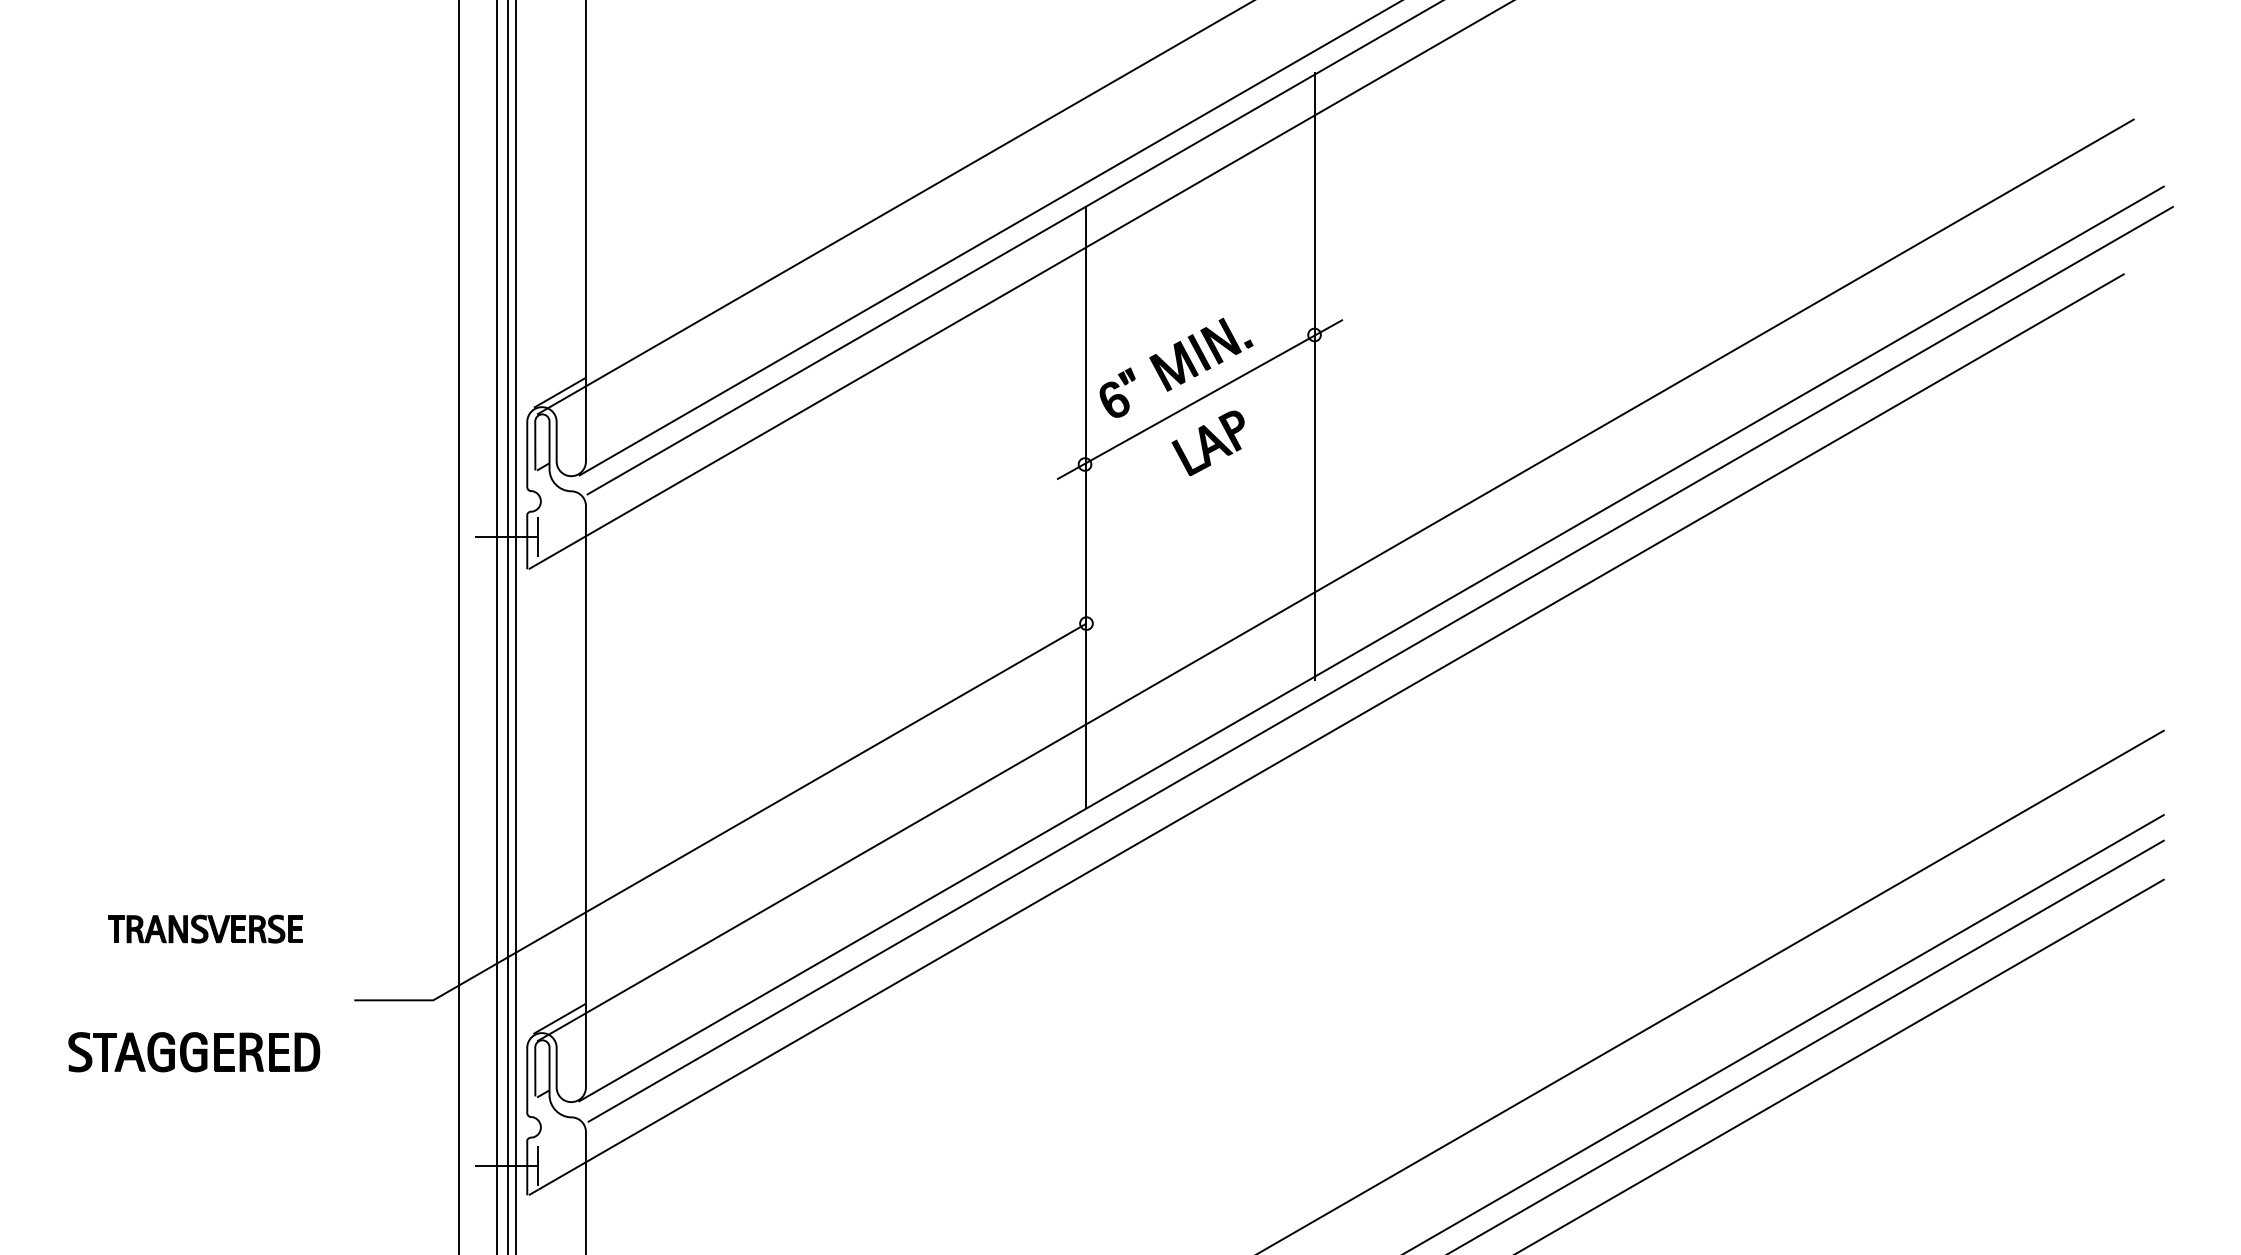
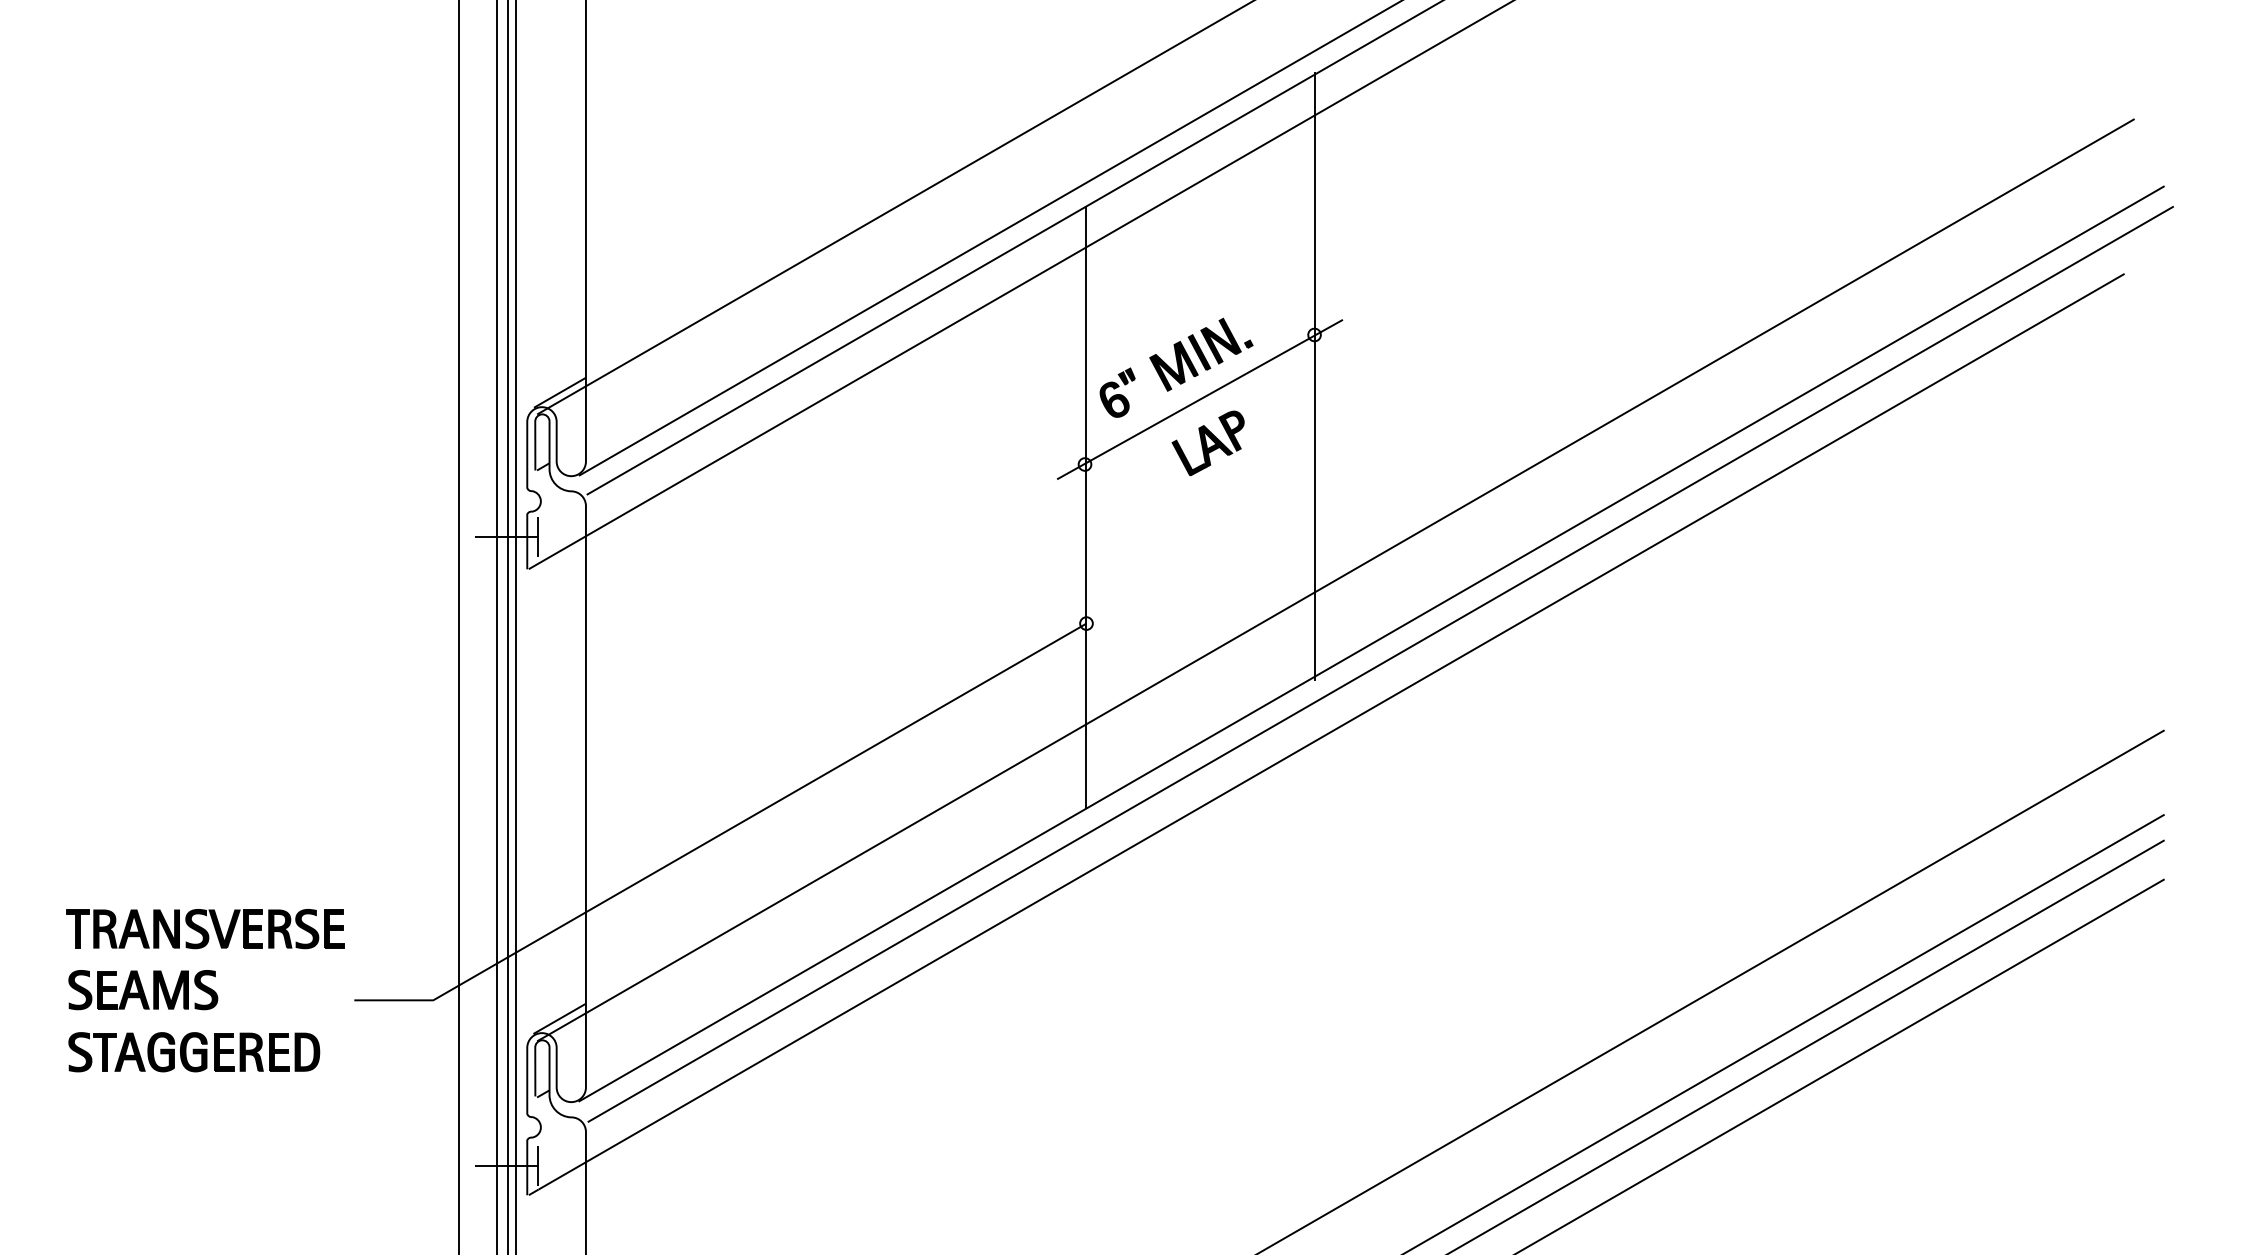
part size: 195x30 px -> 279x41 px (205, 929)
part: none -> present (143, 990)
